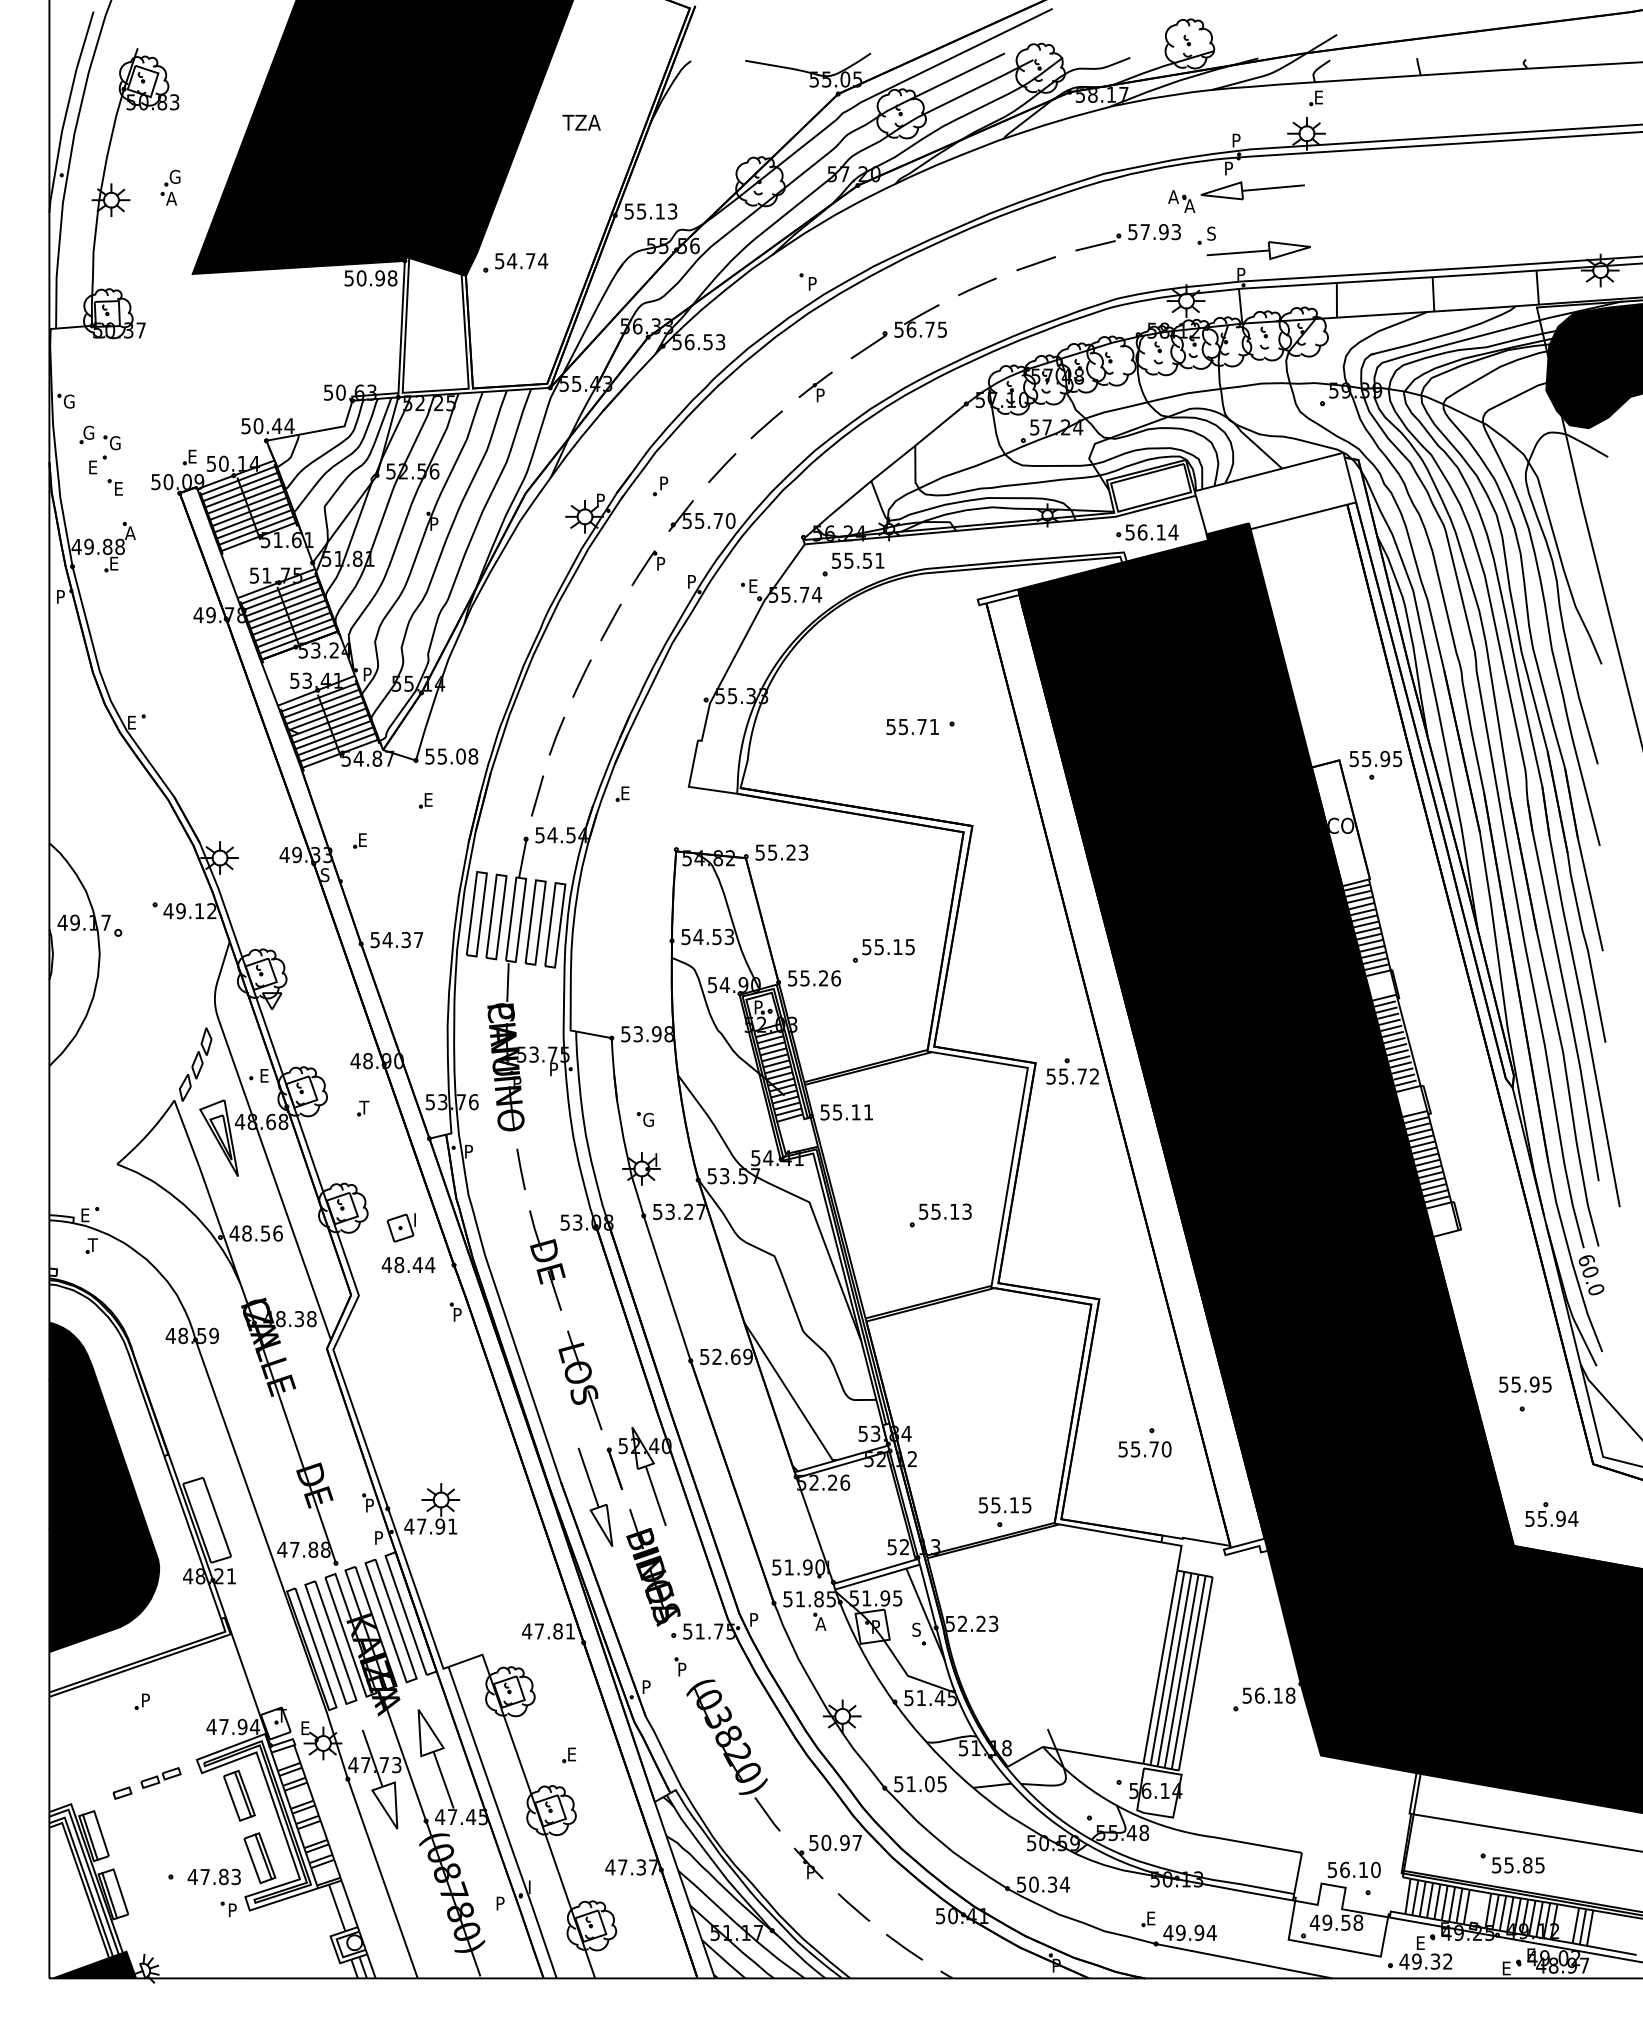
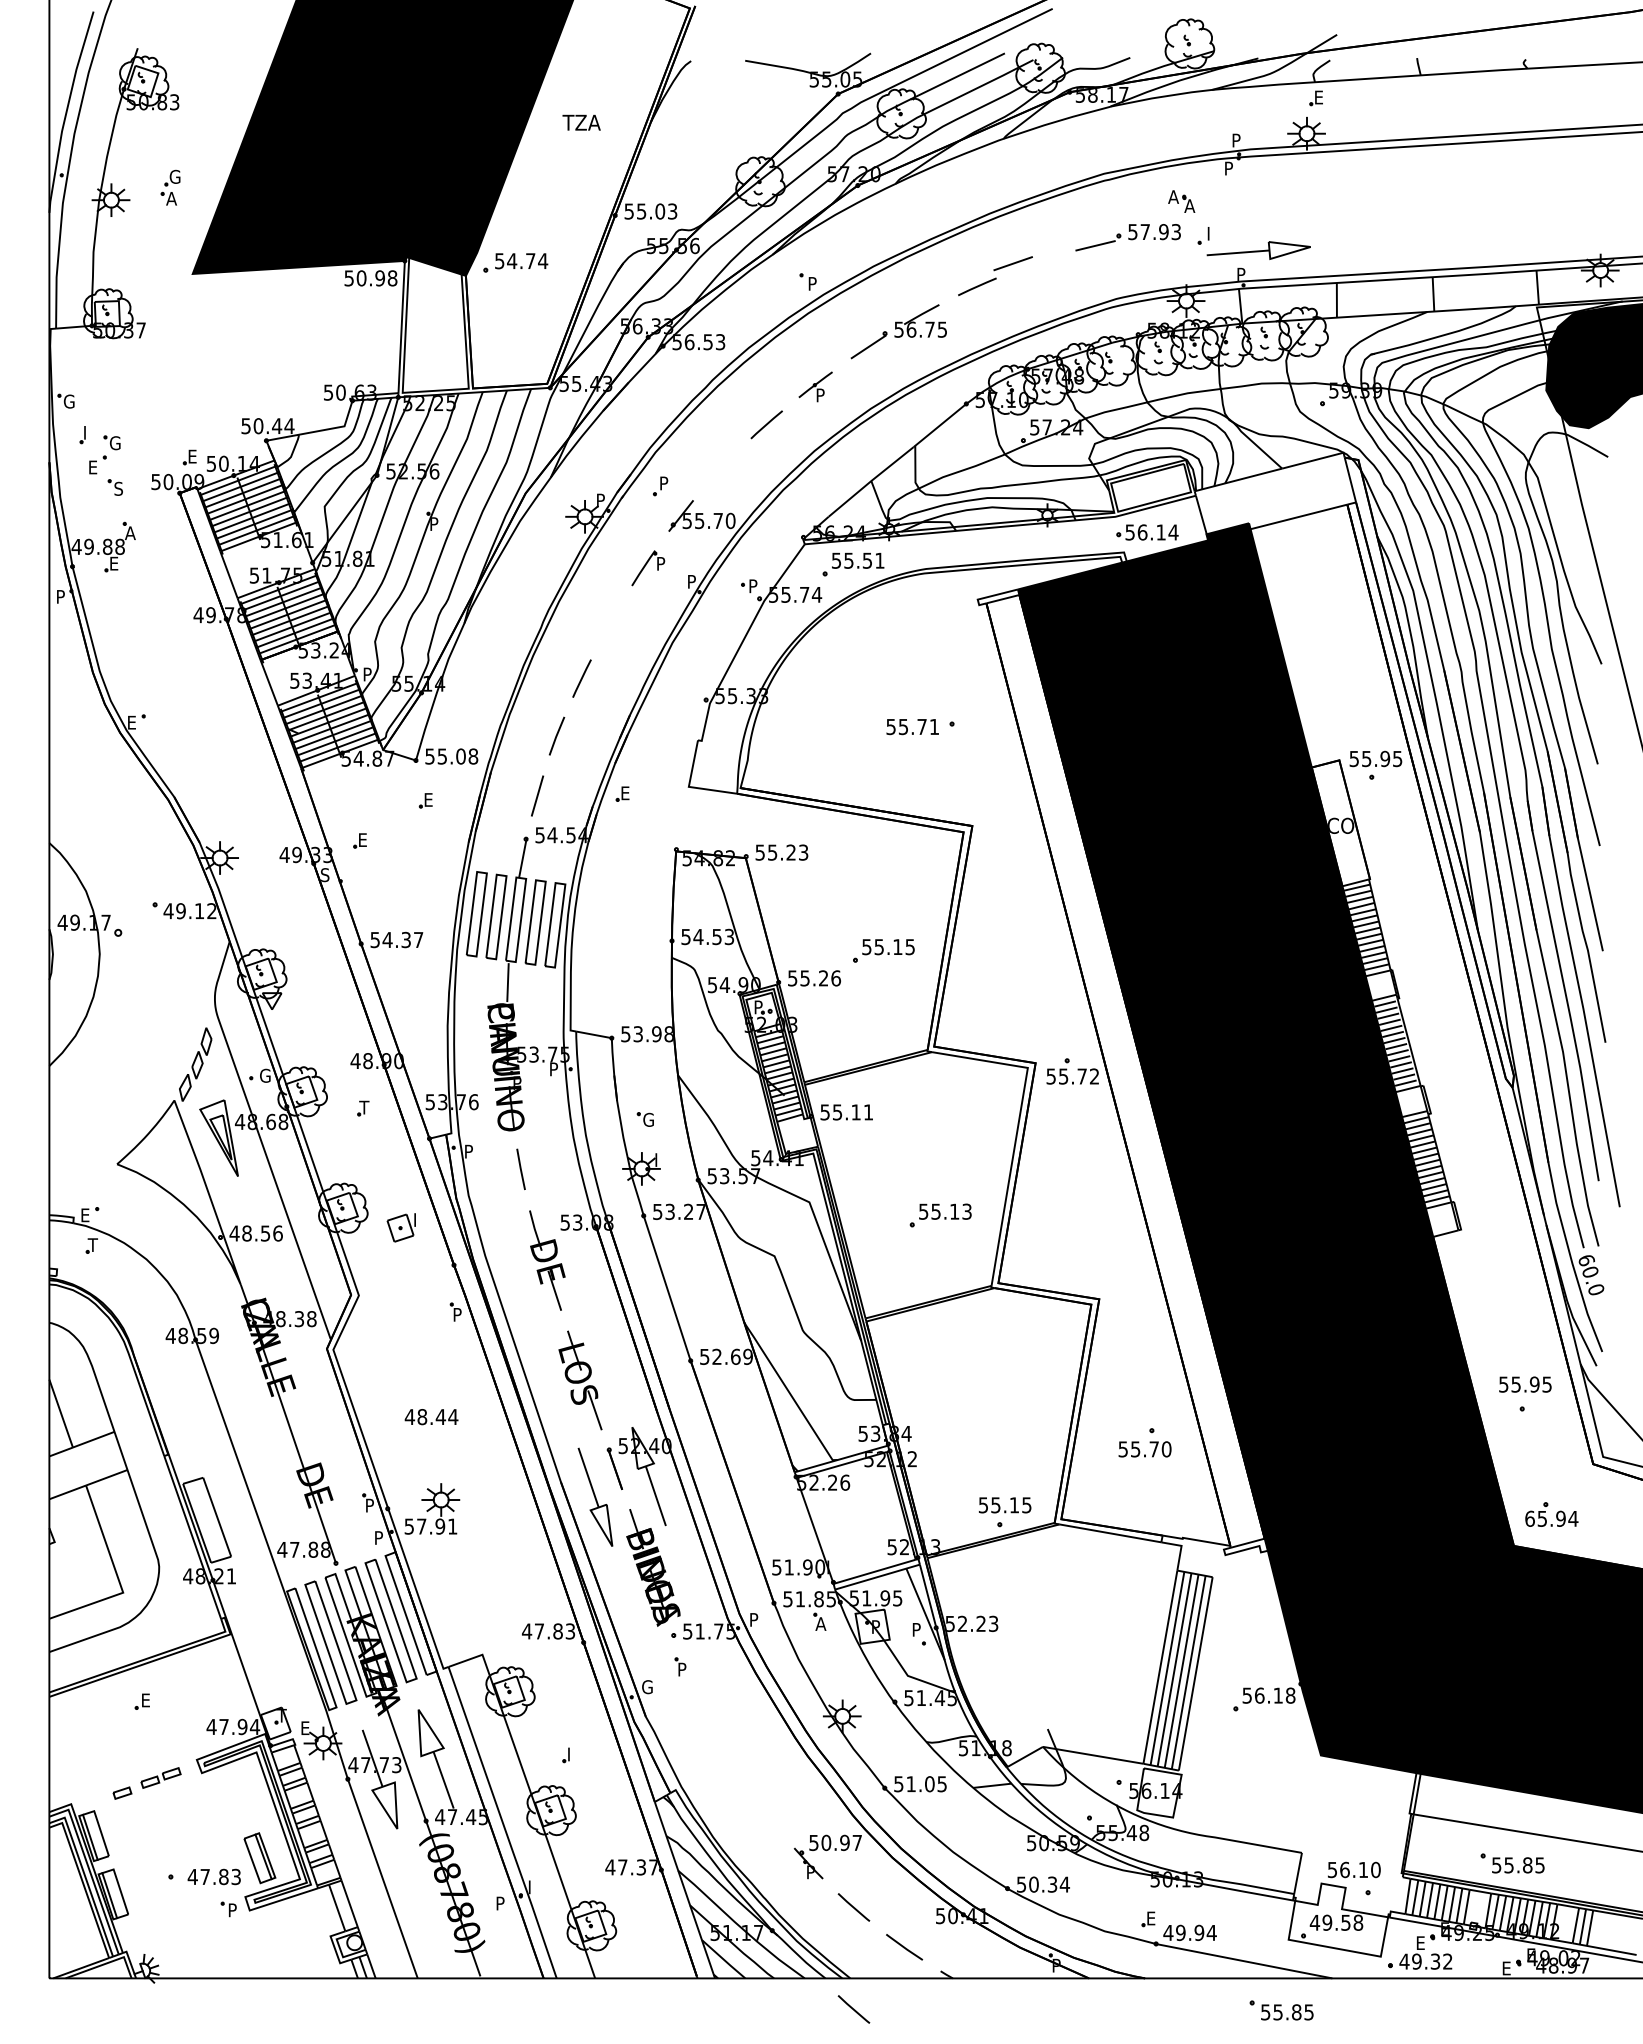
part: present -> none (1252, 190)
text: 55.13 -> 55.03 (660, 211)
text: S -> I (1211, 233)
line position: (1035, 263) -> (1012, 263) (1012, 263)
text: G -> I (88, 432)
line: present -> none (722, 468)
text: E -> S (118, 488)
text: E -> P (754, 586)
line: present -> none (610, 622)
text: E -> G (265, 1075)
text position: (408, 1265) -> (431, 1417) (431, 1417)
fill: present -> none (104, 1487)
text: 55.94 -> 65.94 (1529, 1518)
text: 47.91 -> 57.91 (409, 1526)
text: S -> P (916, 1629)
text: 47.81 -> 47.83 (570, 1631)
text: P -> G (647, 1687)
text: P -> E (146, 1700)
text: E -> I (572, 1754)
part: present -> none (733, 1755)
part: present -> none (239, 1795)
fill: present -> none (94, 1964)
line: none -> present (853, 2009)
part: none -> present (1281, 2010)
